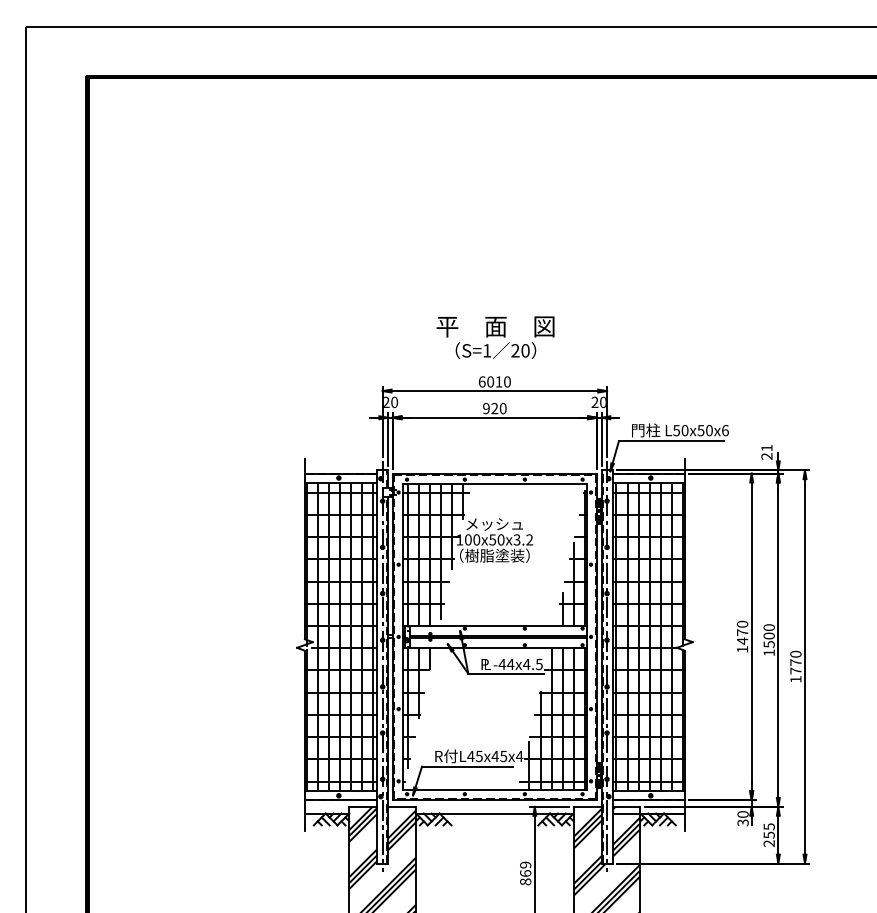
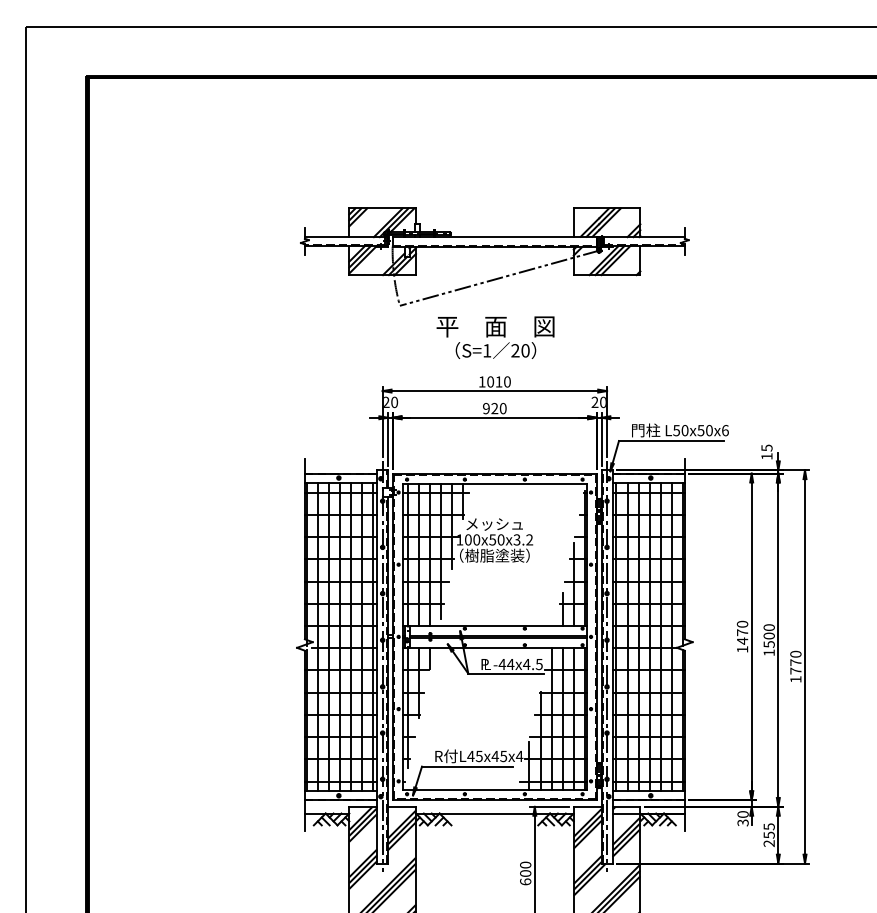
part: none -> present (494, 247)
text: 6010 -> 1010 (482, 381)
text: 21 -> 15 (766, 451)
text: 869 -> 600 (525, 873)
